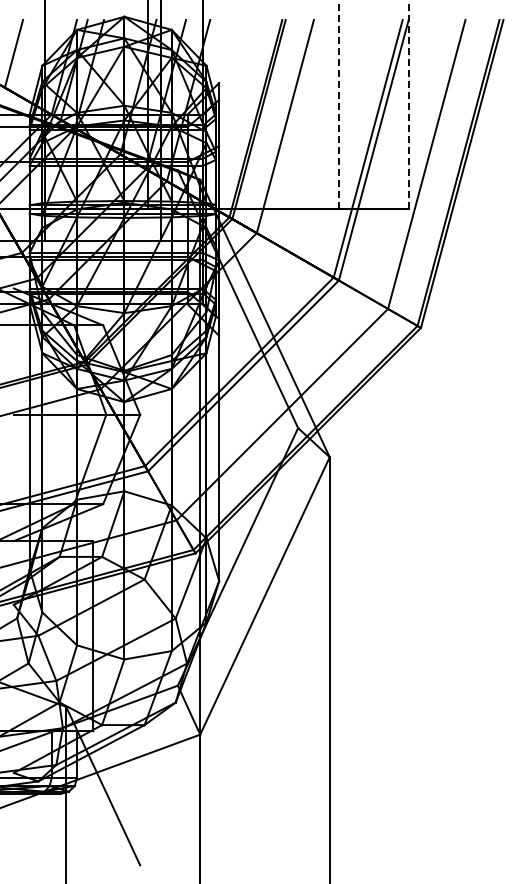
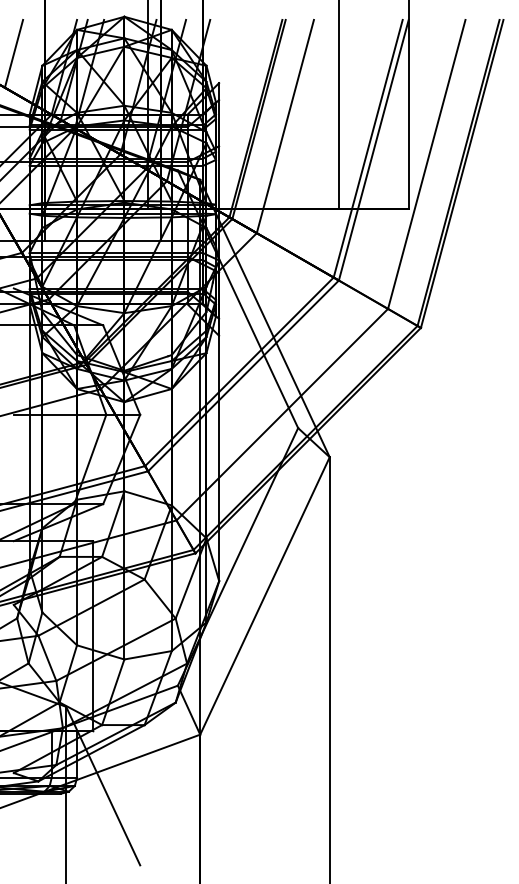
line: dashed -> solid (338, 104)
line: dashed -> solid (408, 104)
